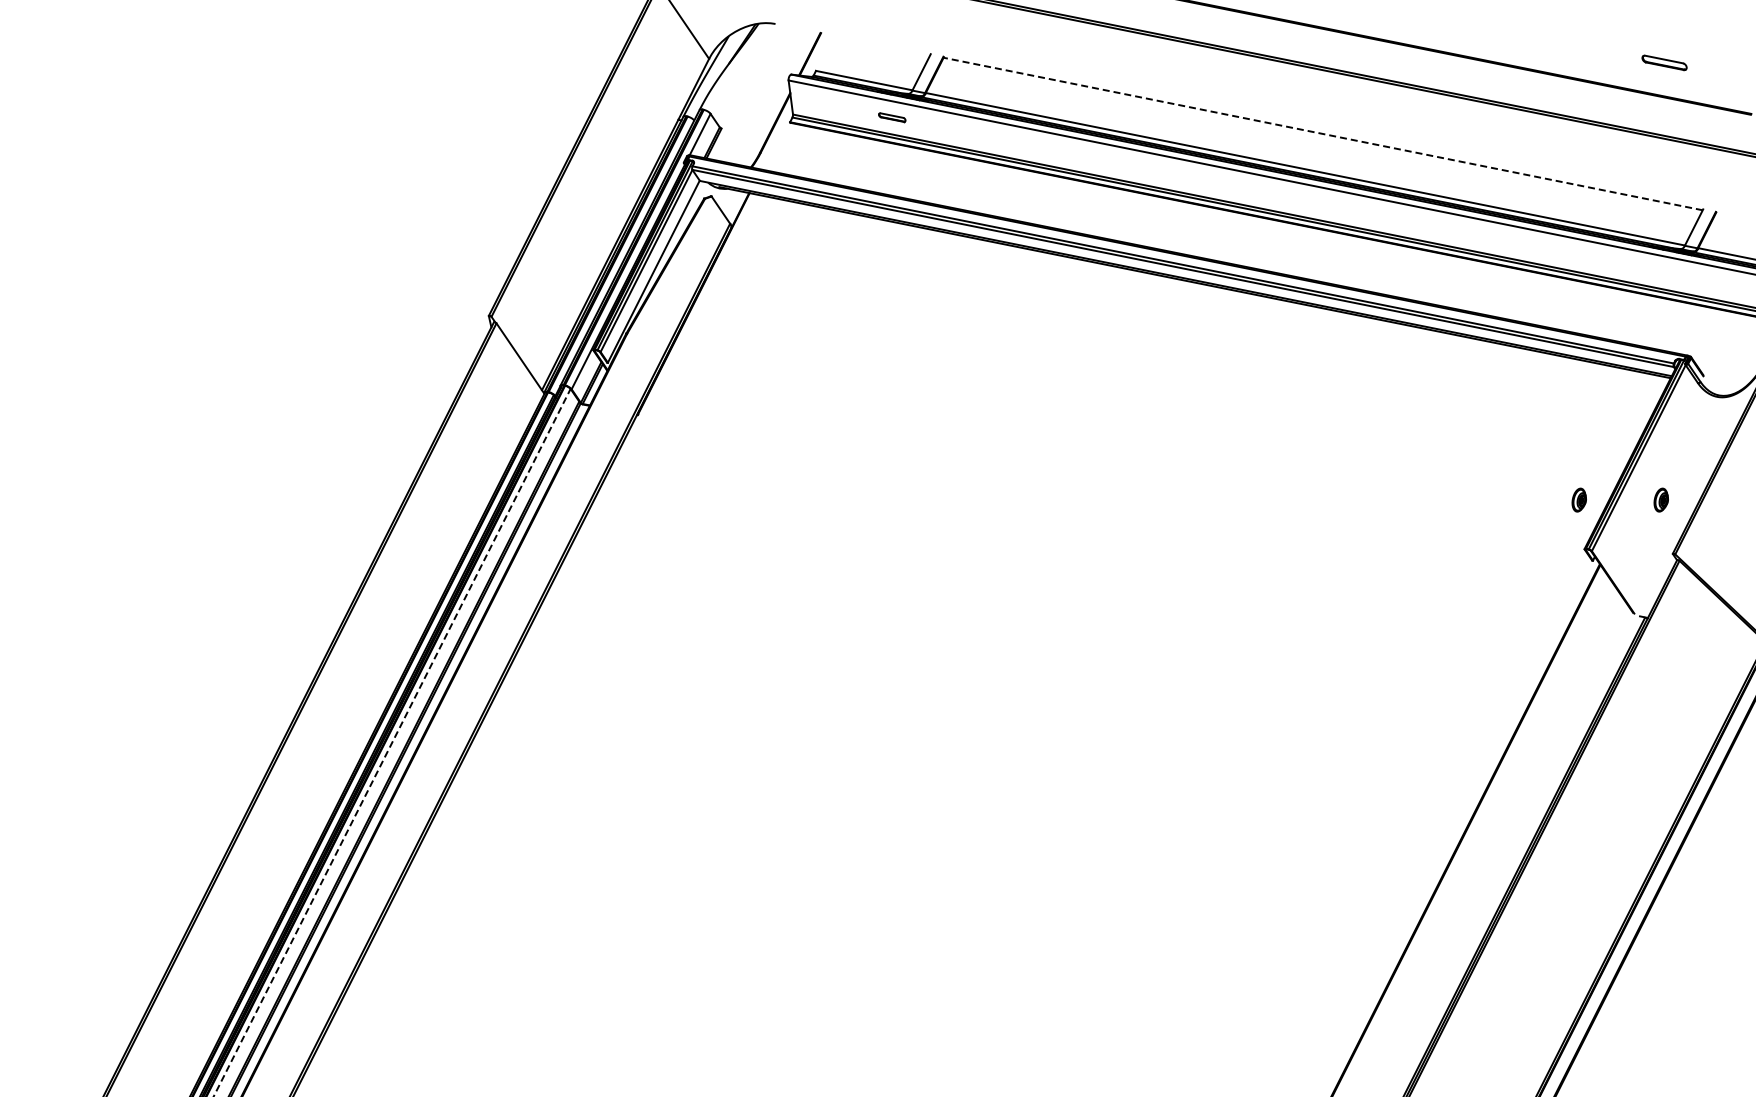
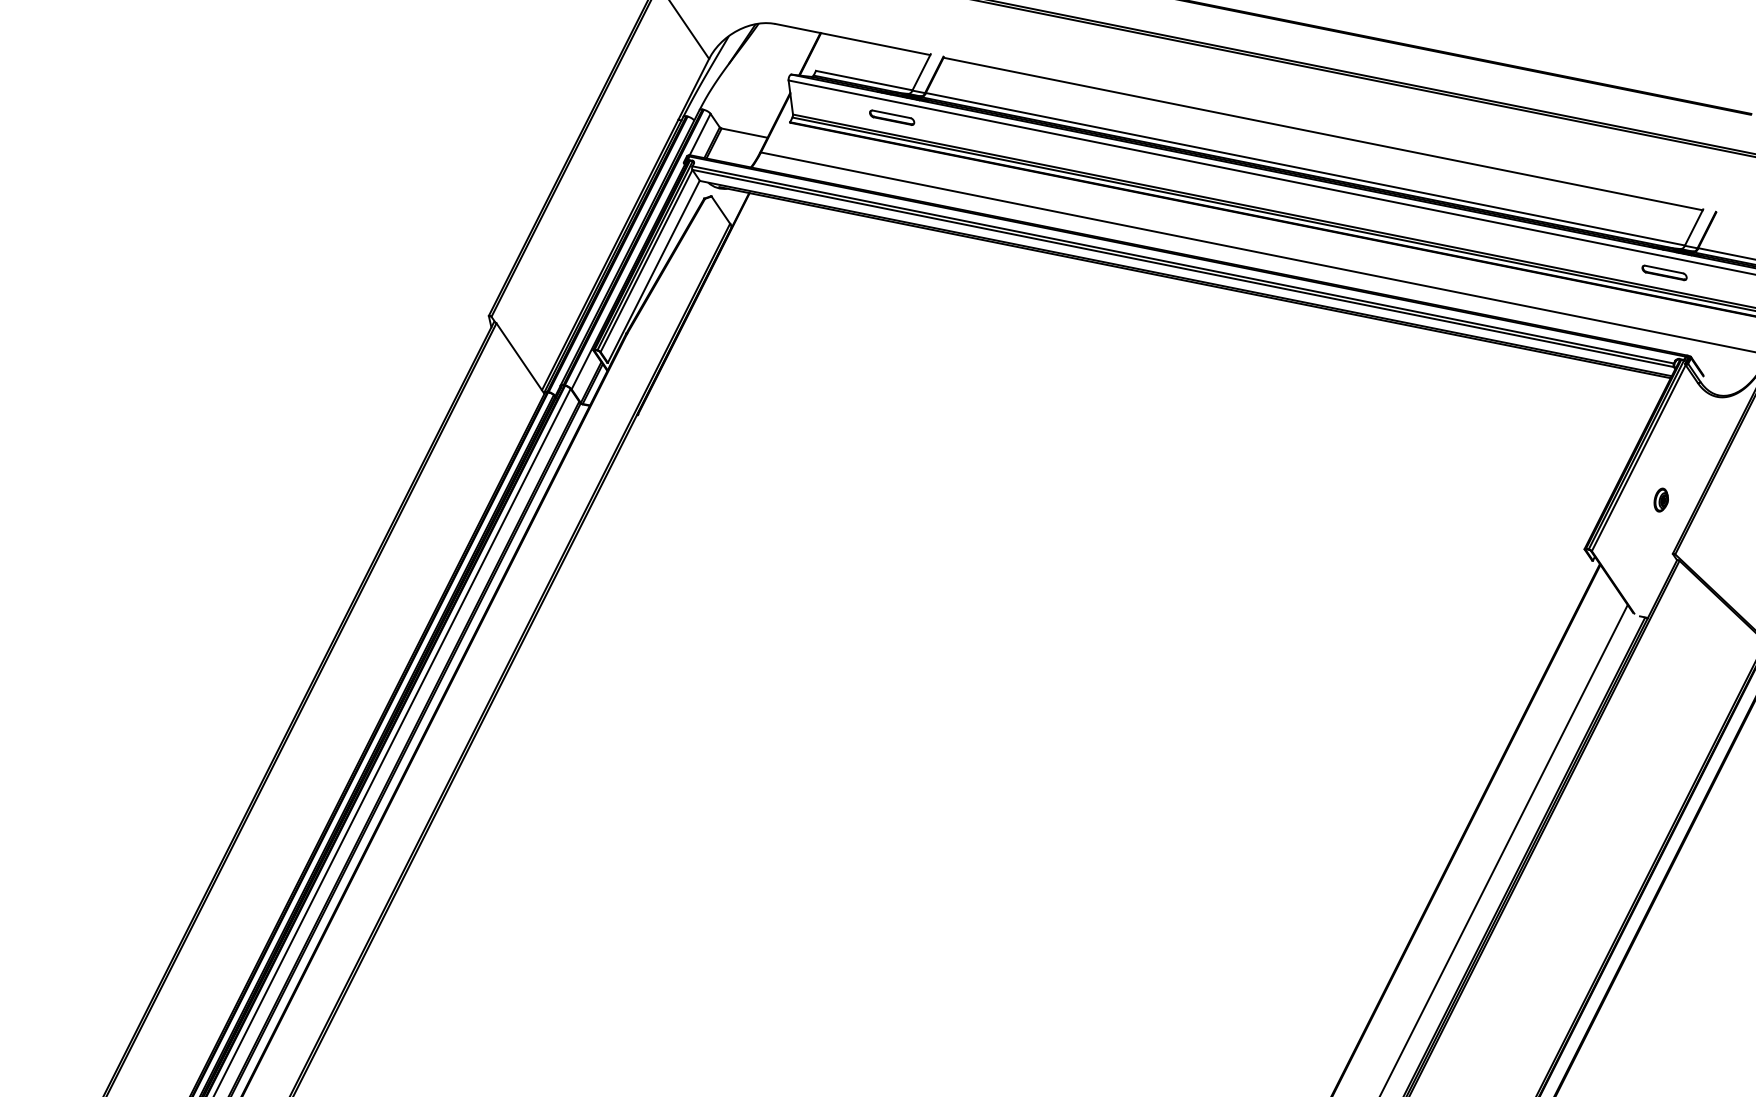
line: none -> present (852, 39)
part position: (1664, 62) -> (1664, 272) (1664, 272)
part size: 29x12 px -> 47x17 px (892, 117)
line: none -> present (744, 132)
line: dashed -> solid (1322, 133)
line: none -> present (1256, 251)
part: present -> none (1578, 499)
line: dashed -> solid (392, 742)
line: none -> present (1504, 849)
